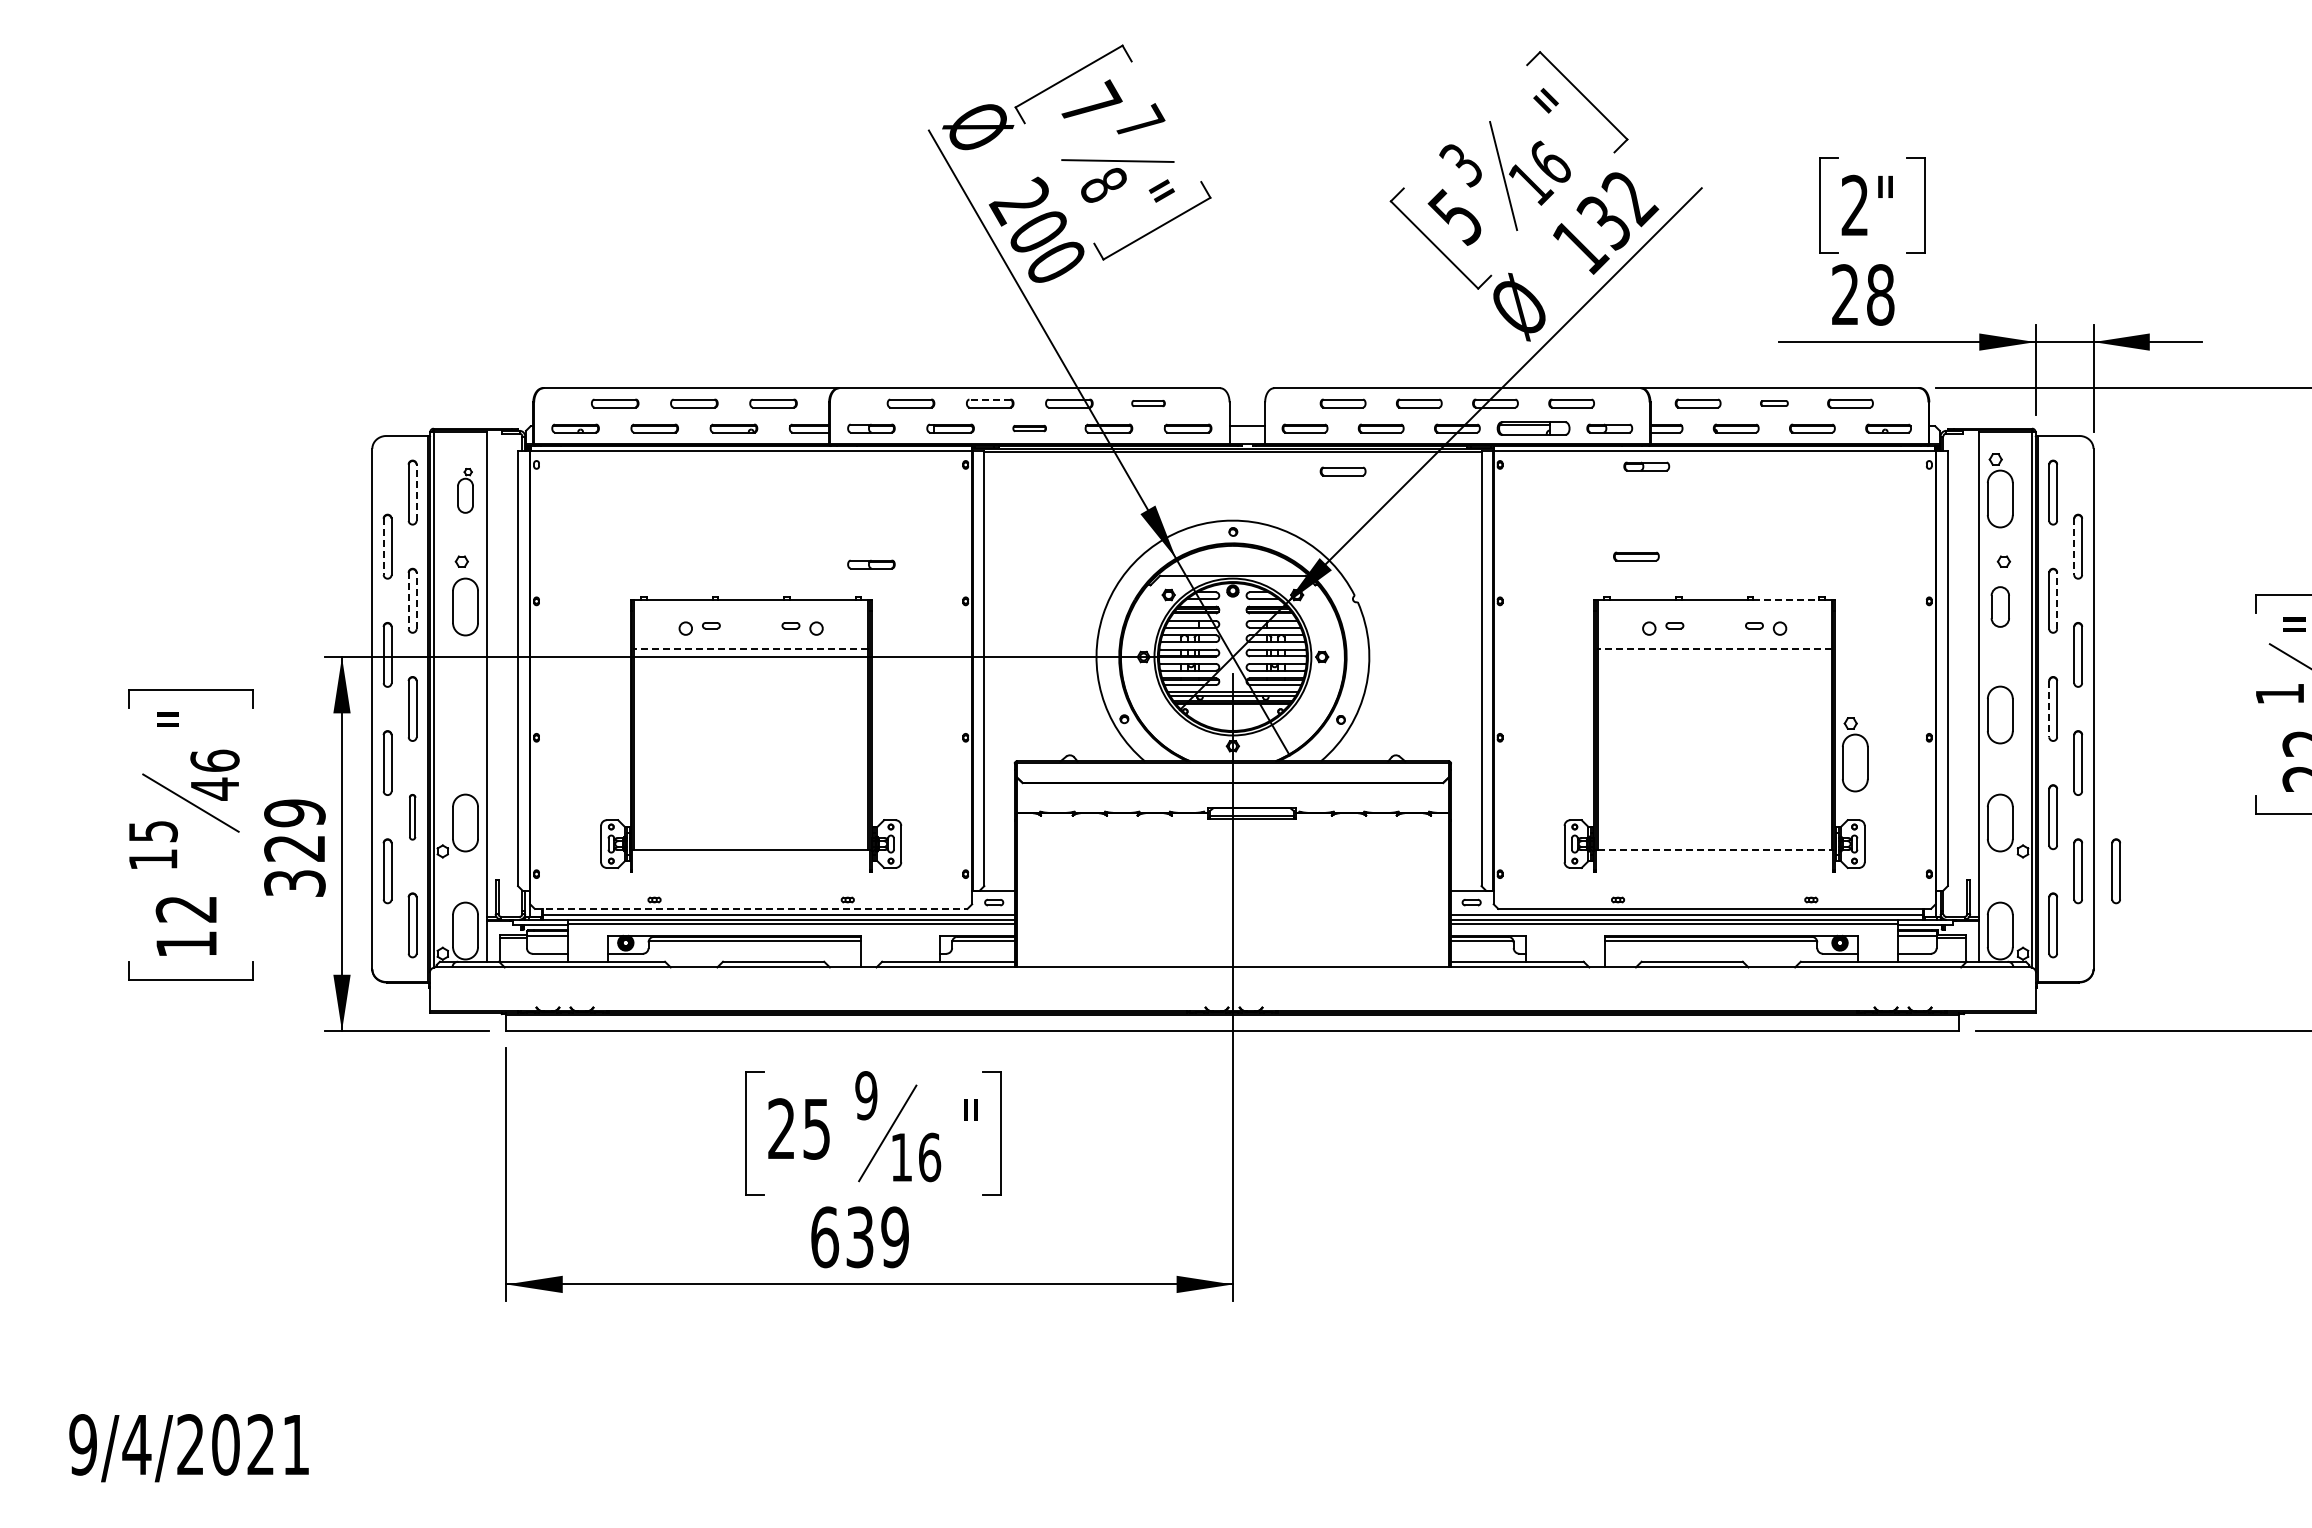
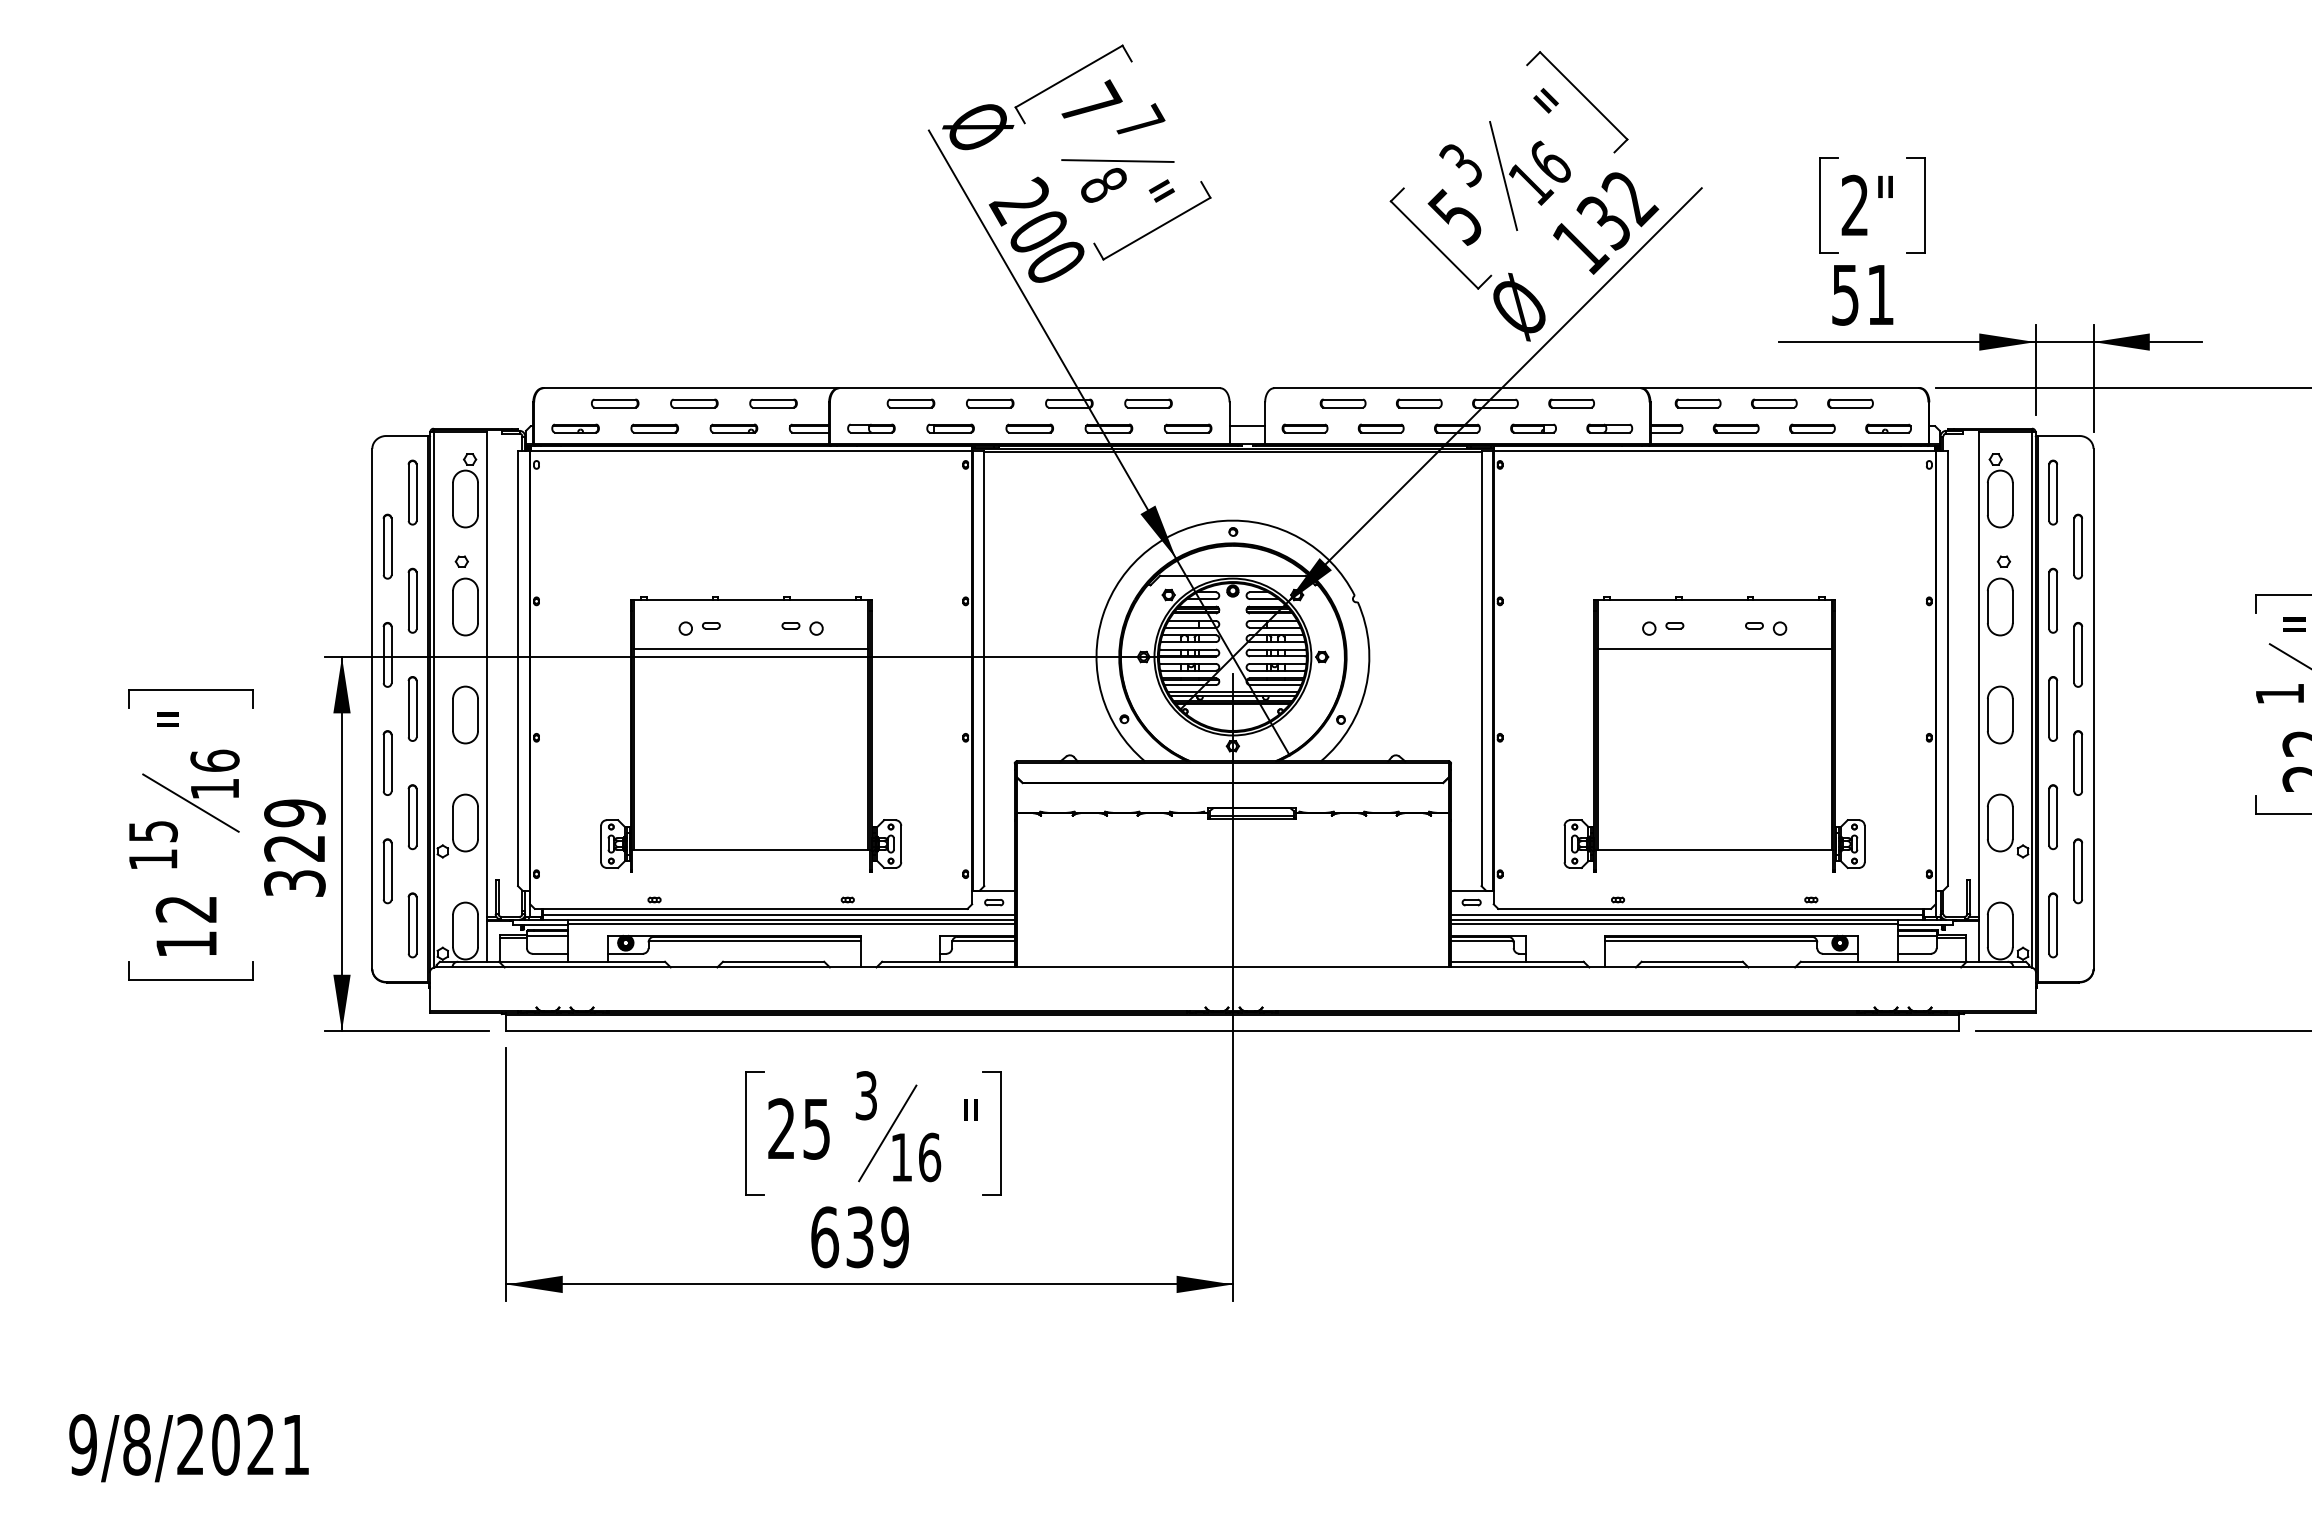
text: 28 -> 51 (1863, 294)
line: dashed -> solid (990, 399)
part size: 35x8 px -> 49x11 px (1148, 403)
part size: 29x7 px -> 47x11 px (1774, 403)
part size: 35x8 px -> 49x11 px (1029, 428)
part size: 75x15 px -> 47x11 px (1533, 428)
part: present -> none (1646, 466)
part: present -> none (1342, 471)
part size: 17x46 px -> 27x76 px (465, 490)
line: dashed -> solid (416, 492)
line: dashed -> solid (383, 547)
line: dashed -> solid (2074, 547)
part: present -> none (1636, 556)
part: present -> none (871, 564)
line: dashed -> solid (1786, 599)
line: dashed -> solid (416, 600)
line: dashed -> solid (2057, 600)
line: dashed -> solid (408, 601)
part size: 20x42 px -> 27x60 px (2000, 606)
line: dashed -> solid (750, 648)
line: dashed -> solid (1714, 648)
line: dashed -> solid (2049, 709)
part: none -> present (465, 714)
part: present -> none (1855, 754)
text: 46 -> 16 (214, 788)
part size: 8x47 px -> 11x67 px (412, 817)
line: dashed -> solid (1715, 849)
part: present -> none (2115, 871)
line: dashed -> solid (751, 908)
text: 9 -> 3 (866, 1095)
text: 9/4/2021 -> 9/8/2021 (136, 1444)
